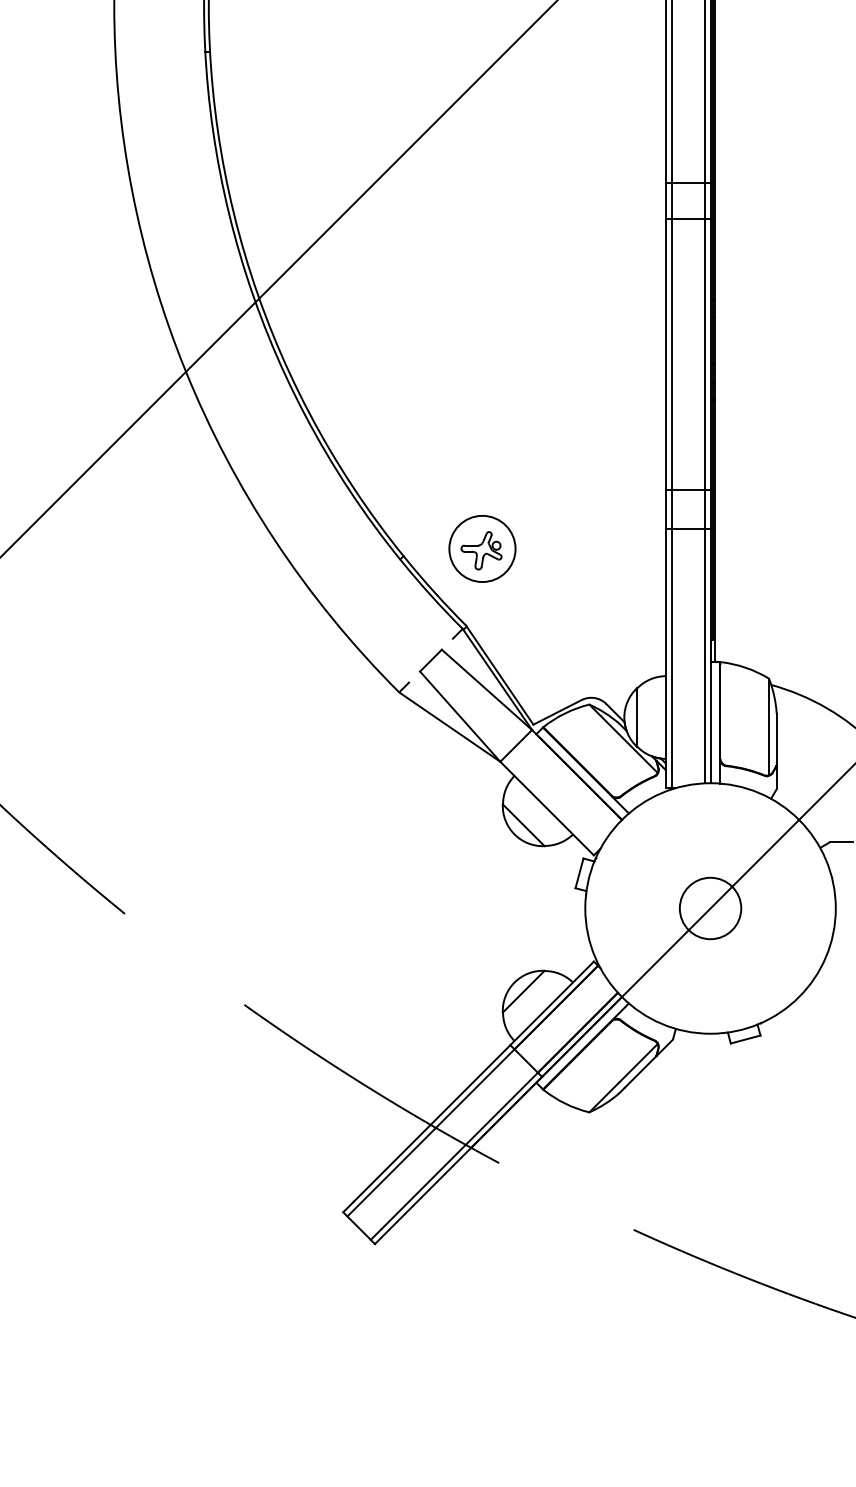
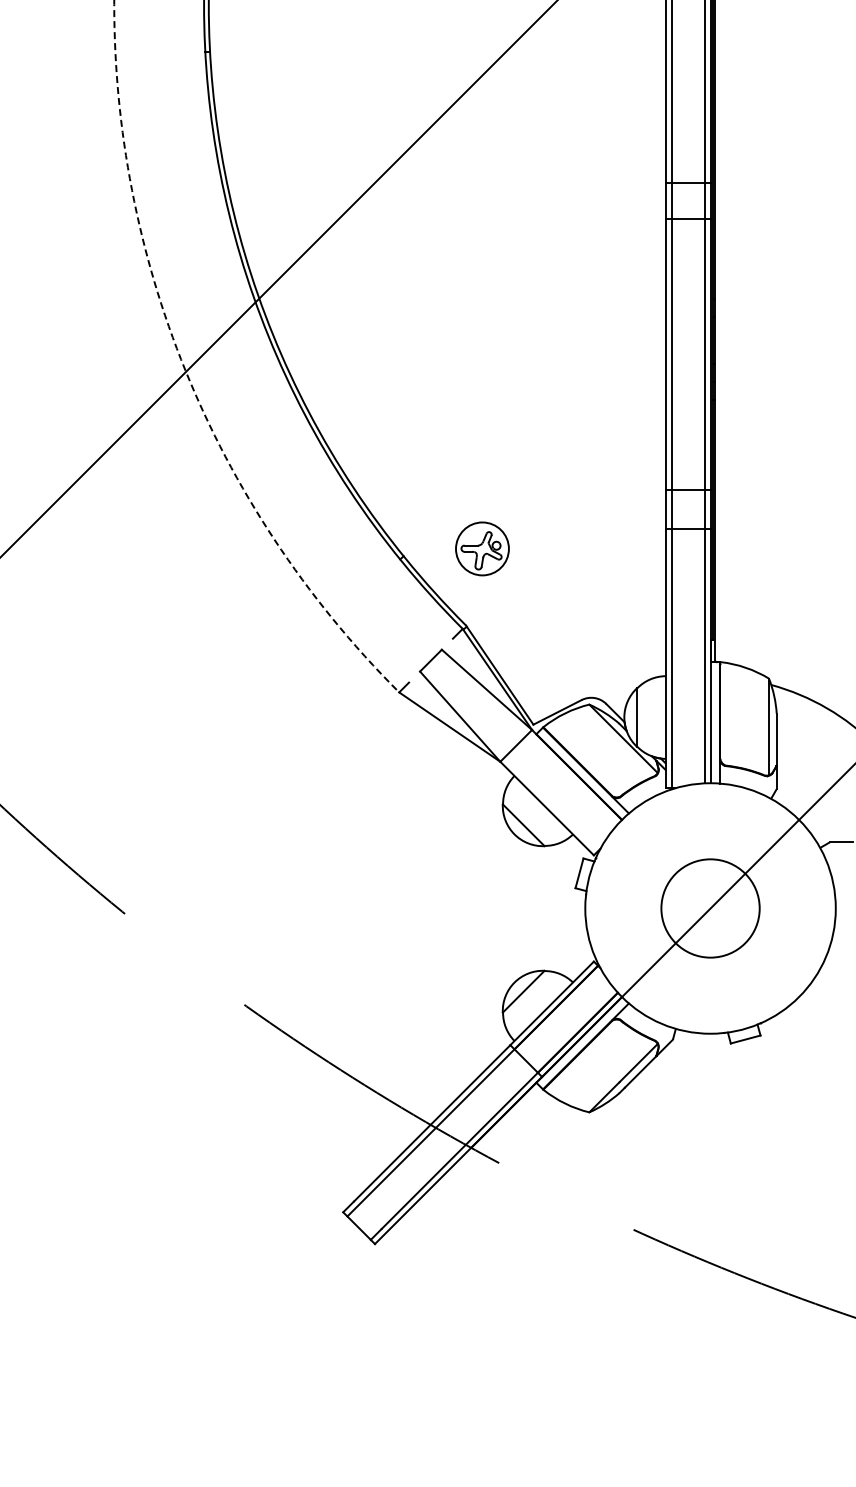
arc: solid -> dashed (186, 373)
circle diameter: 66 px -> 53 px (482, 548)
circle diameter: 61 px -> 98 px (710, 908)
